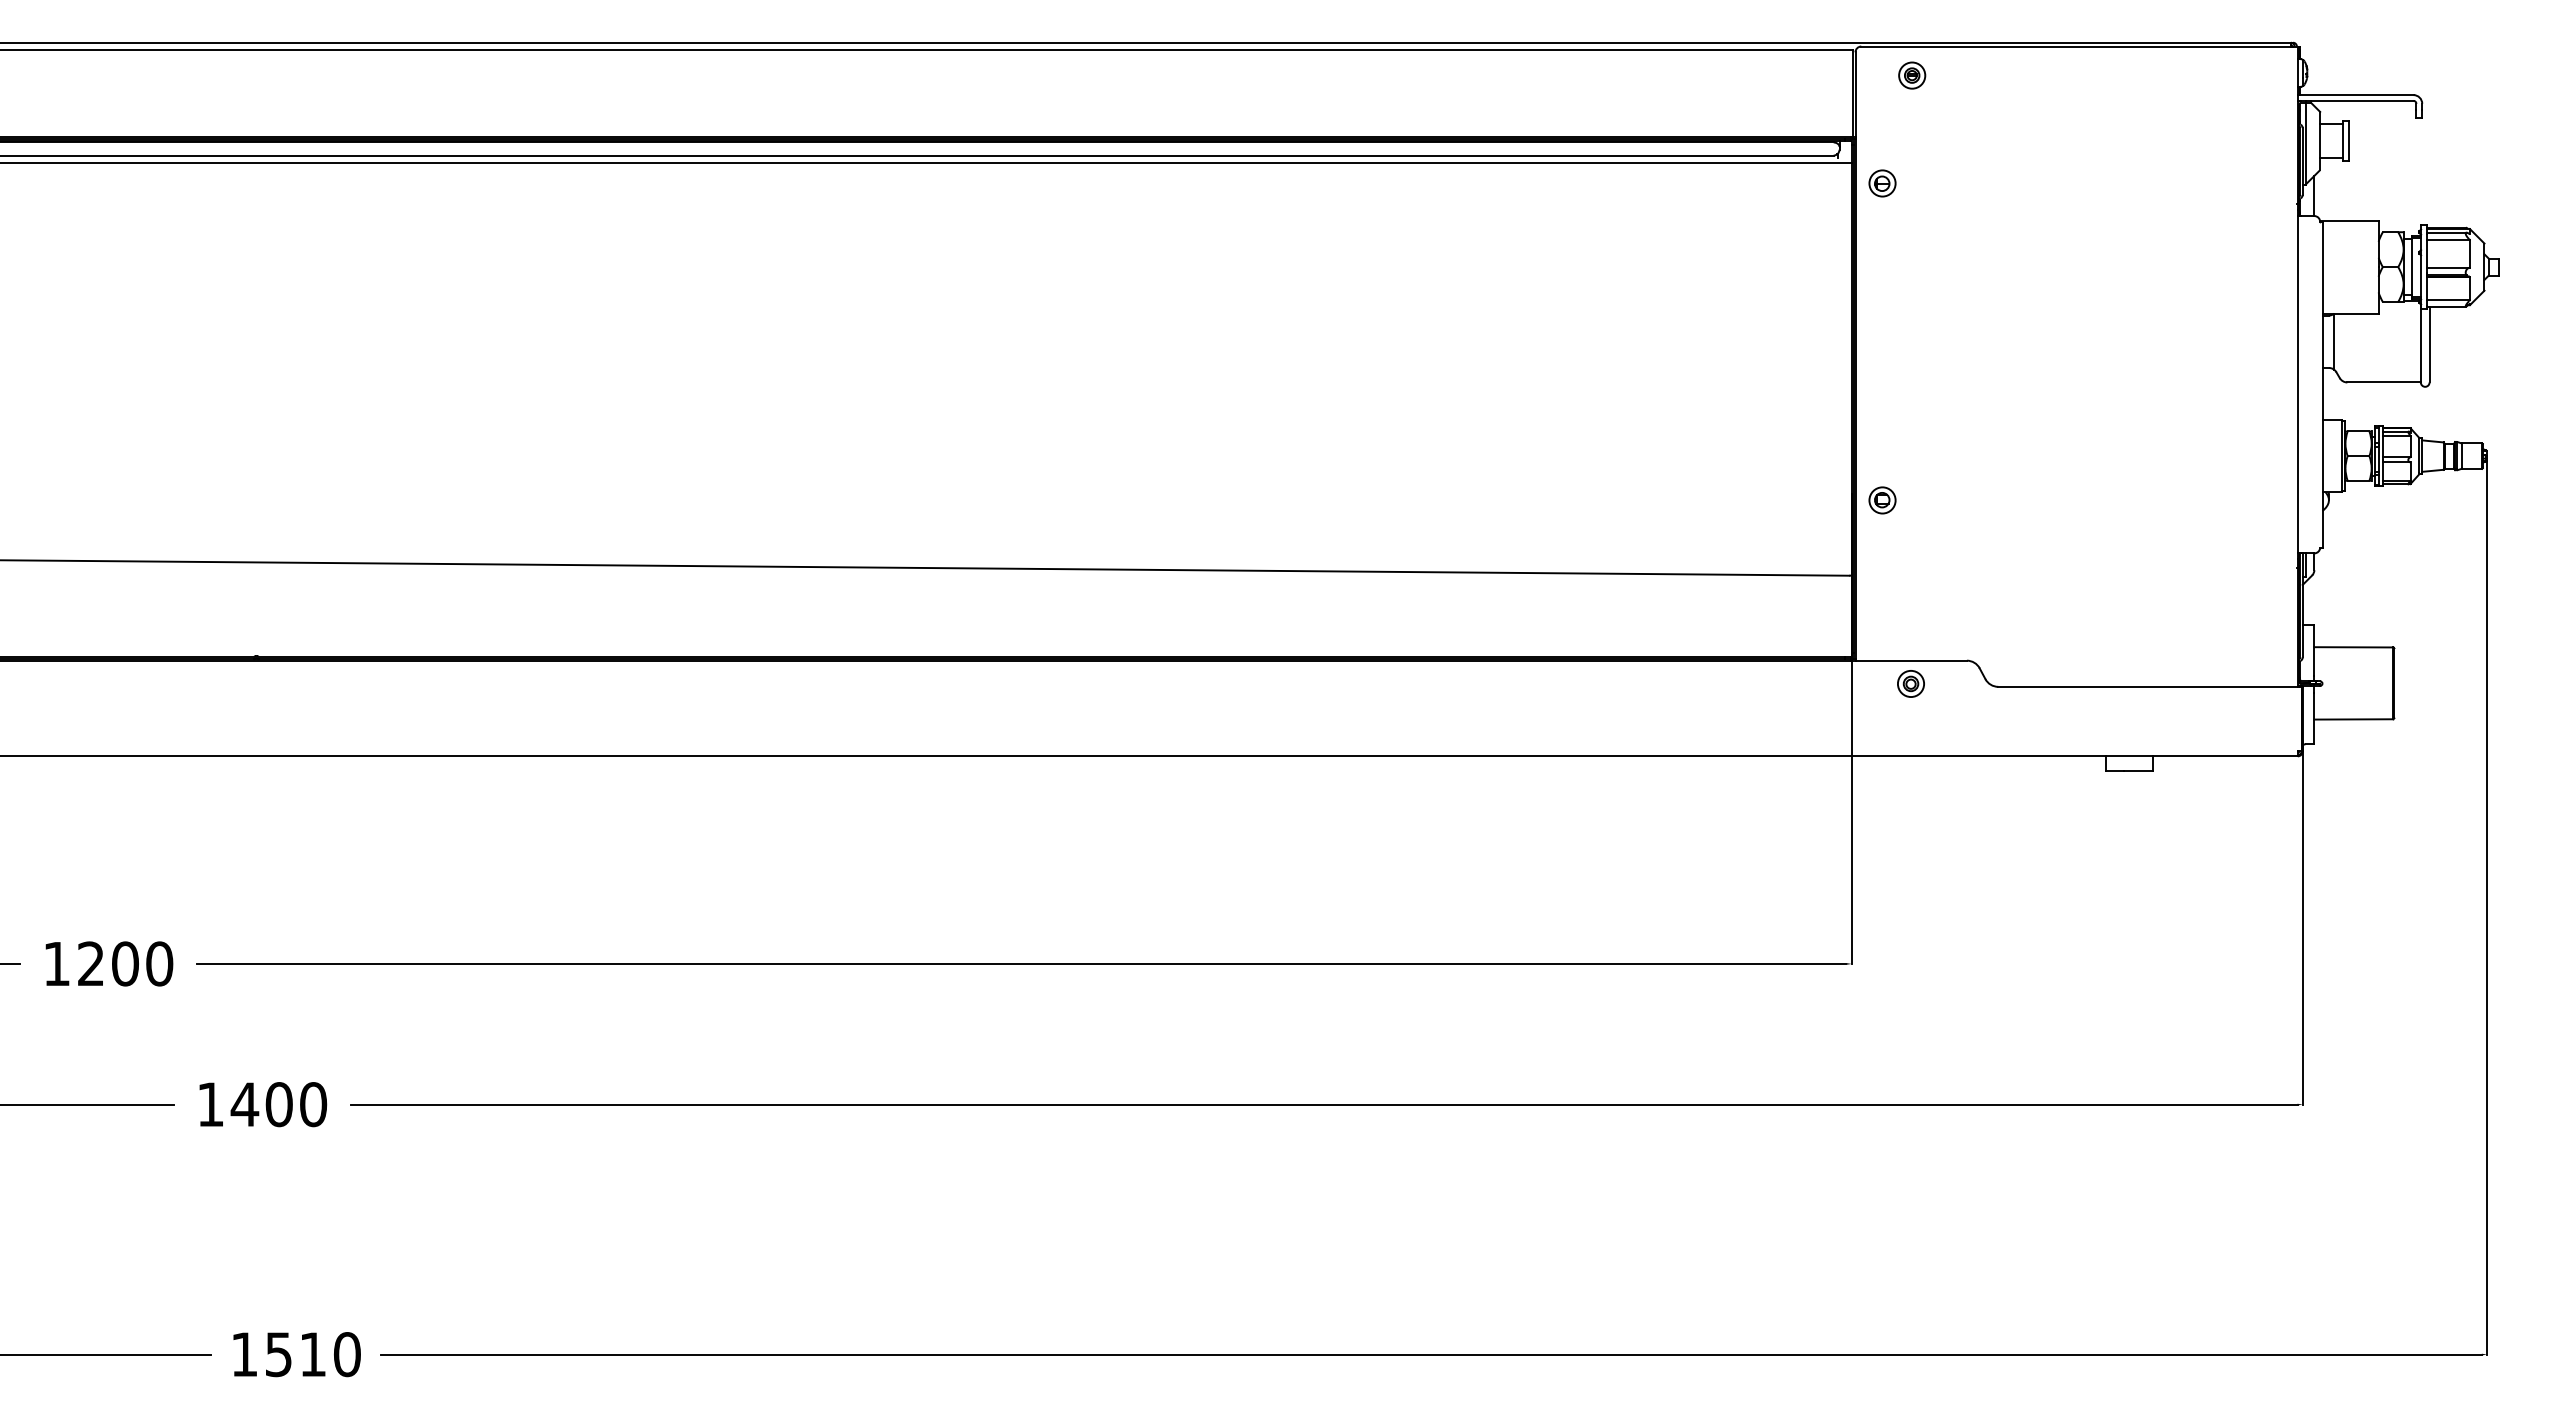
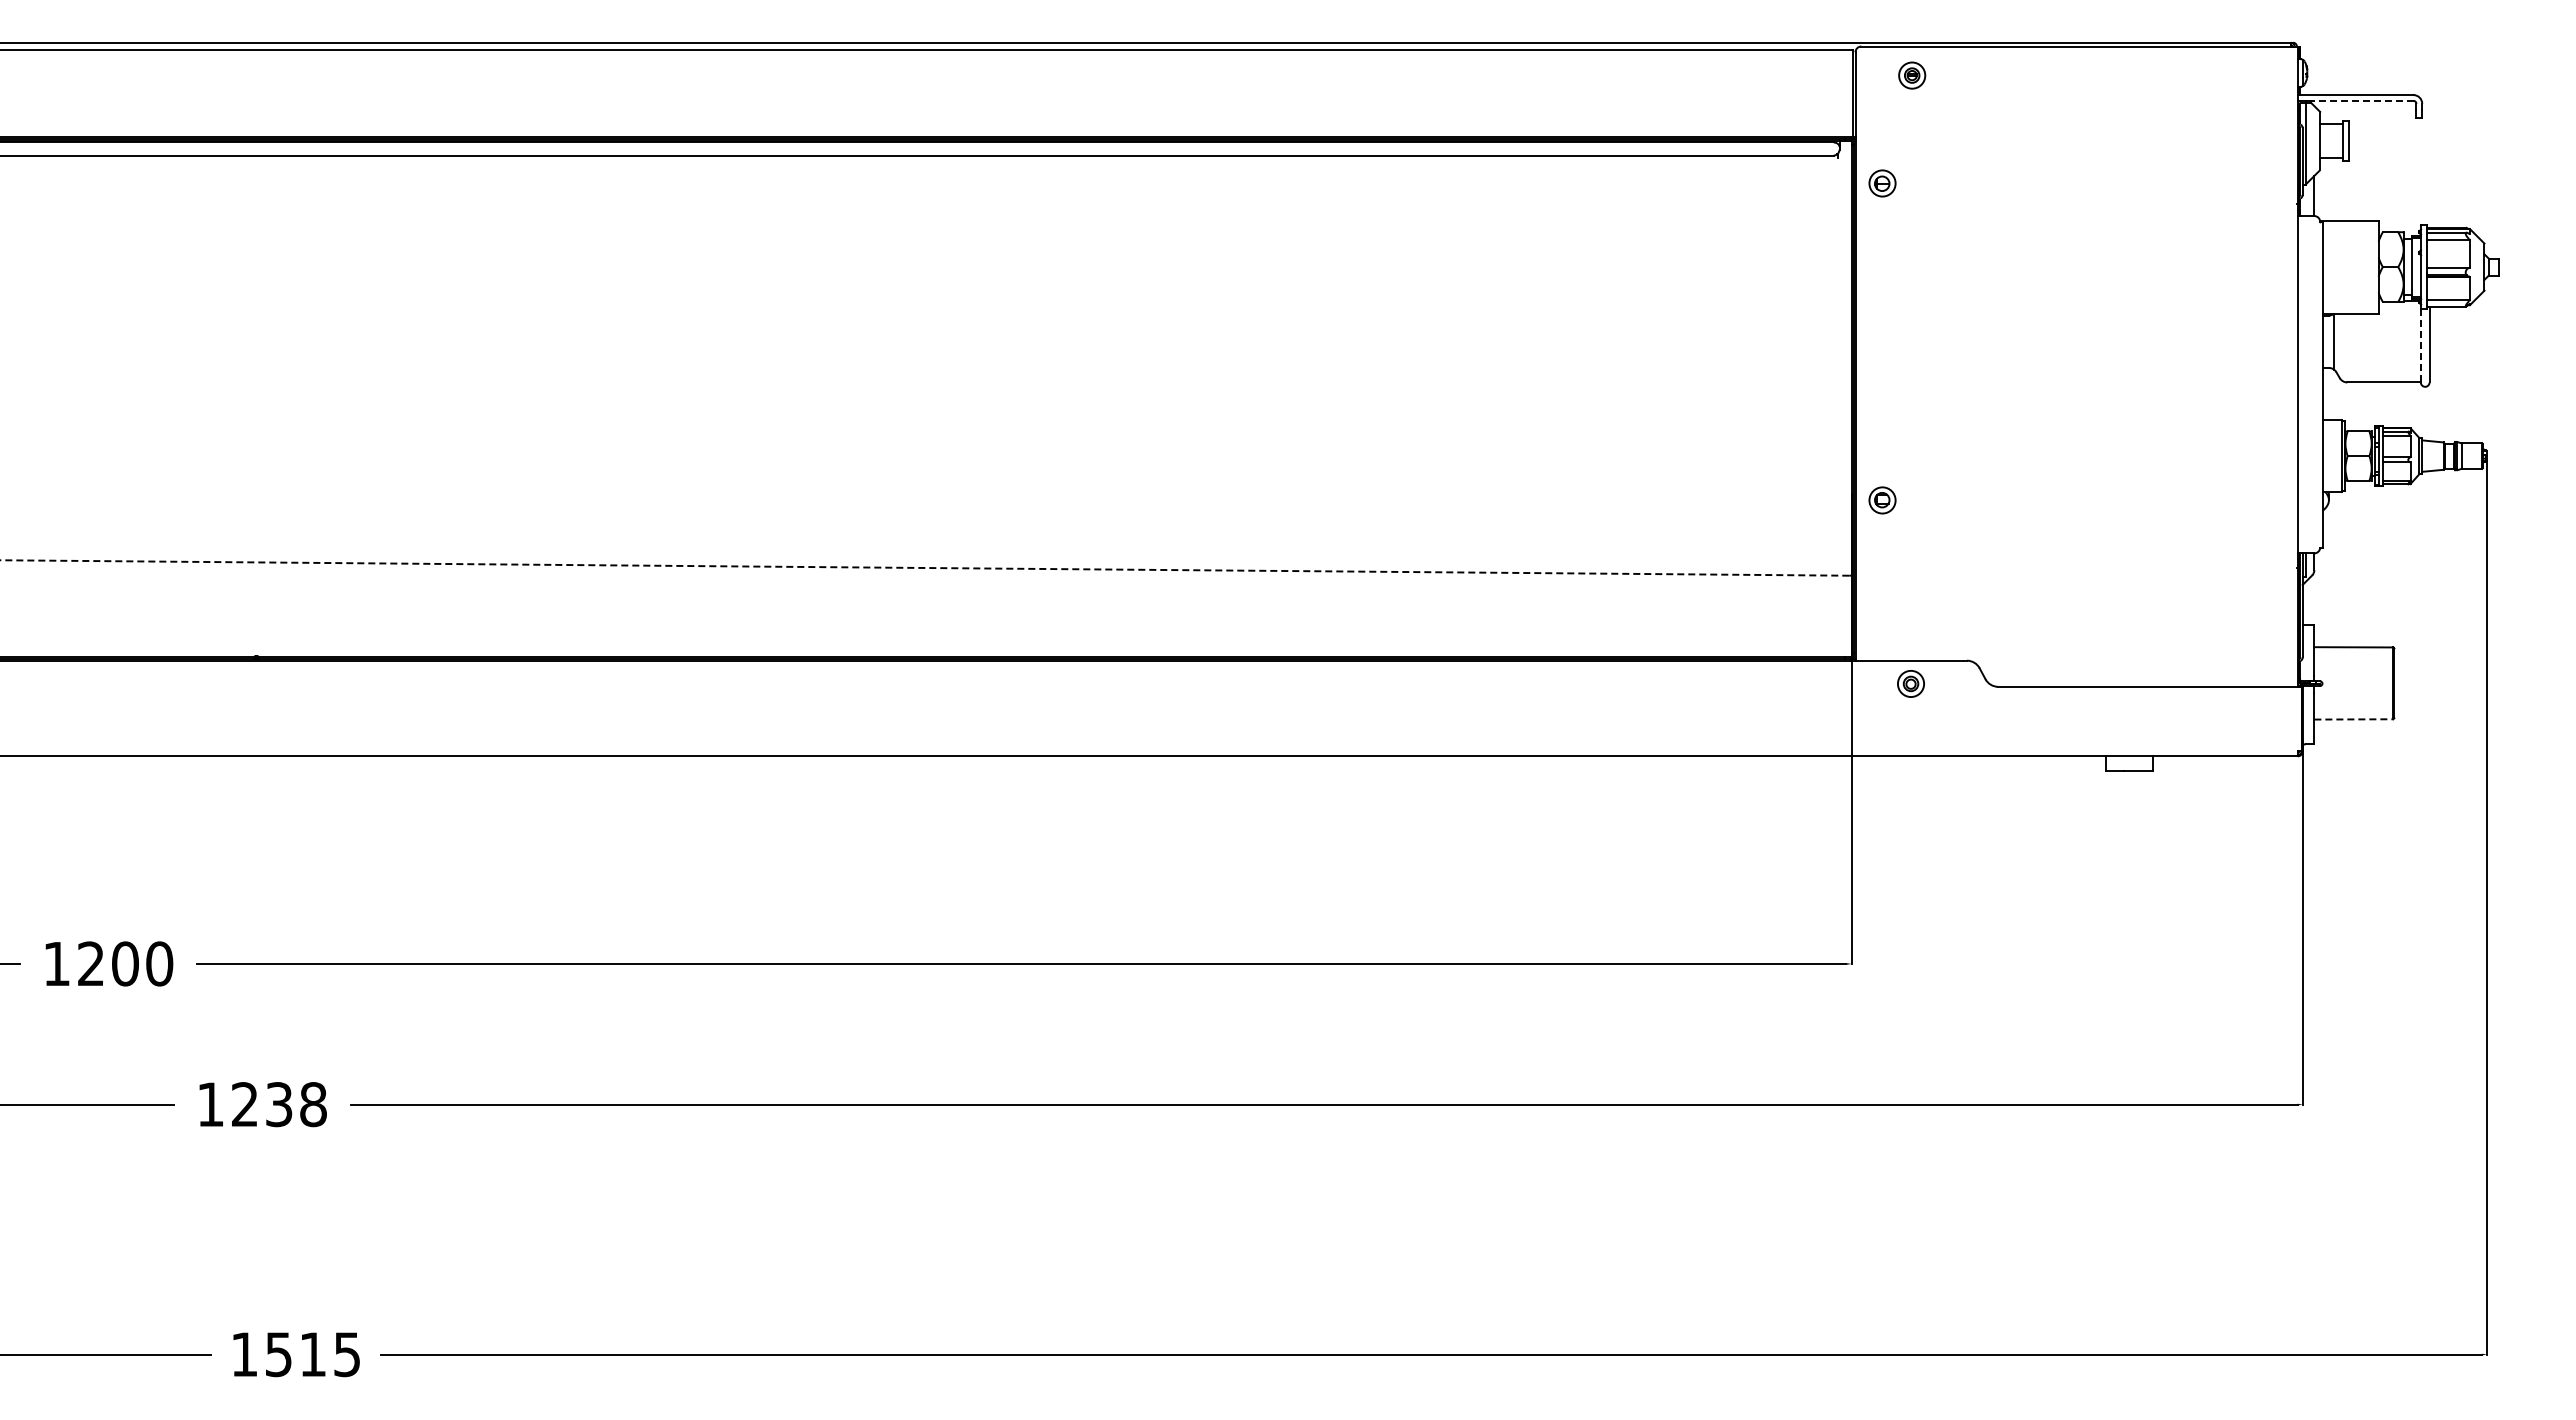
line: solid -> dashed (2361, 100)
line: present -> none (926, 162)
line: solid -> dashed (2420, 342)
line: solid -> dashed (924, 567)
line: solid -> dashed (2354, 719)
text: 1400 -> 1238 (278, 1104)
text: 1510 -> 1515 (347, 1354)
